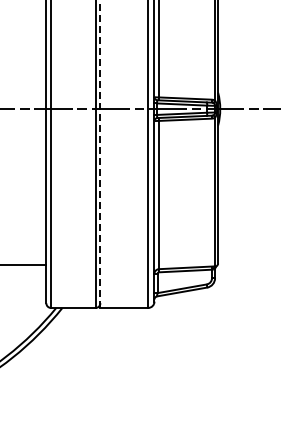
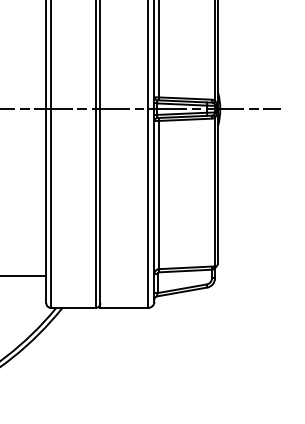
line: dashed -> solid (100, 154)
line position: (24, 265) -> (24, 276) (24, 276)
